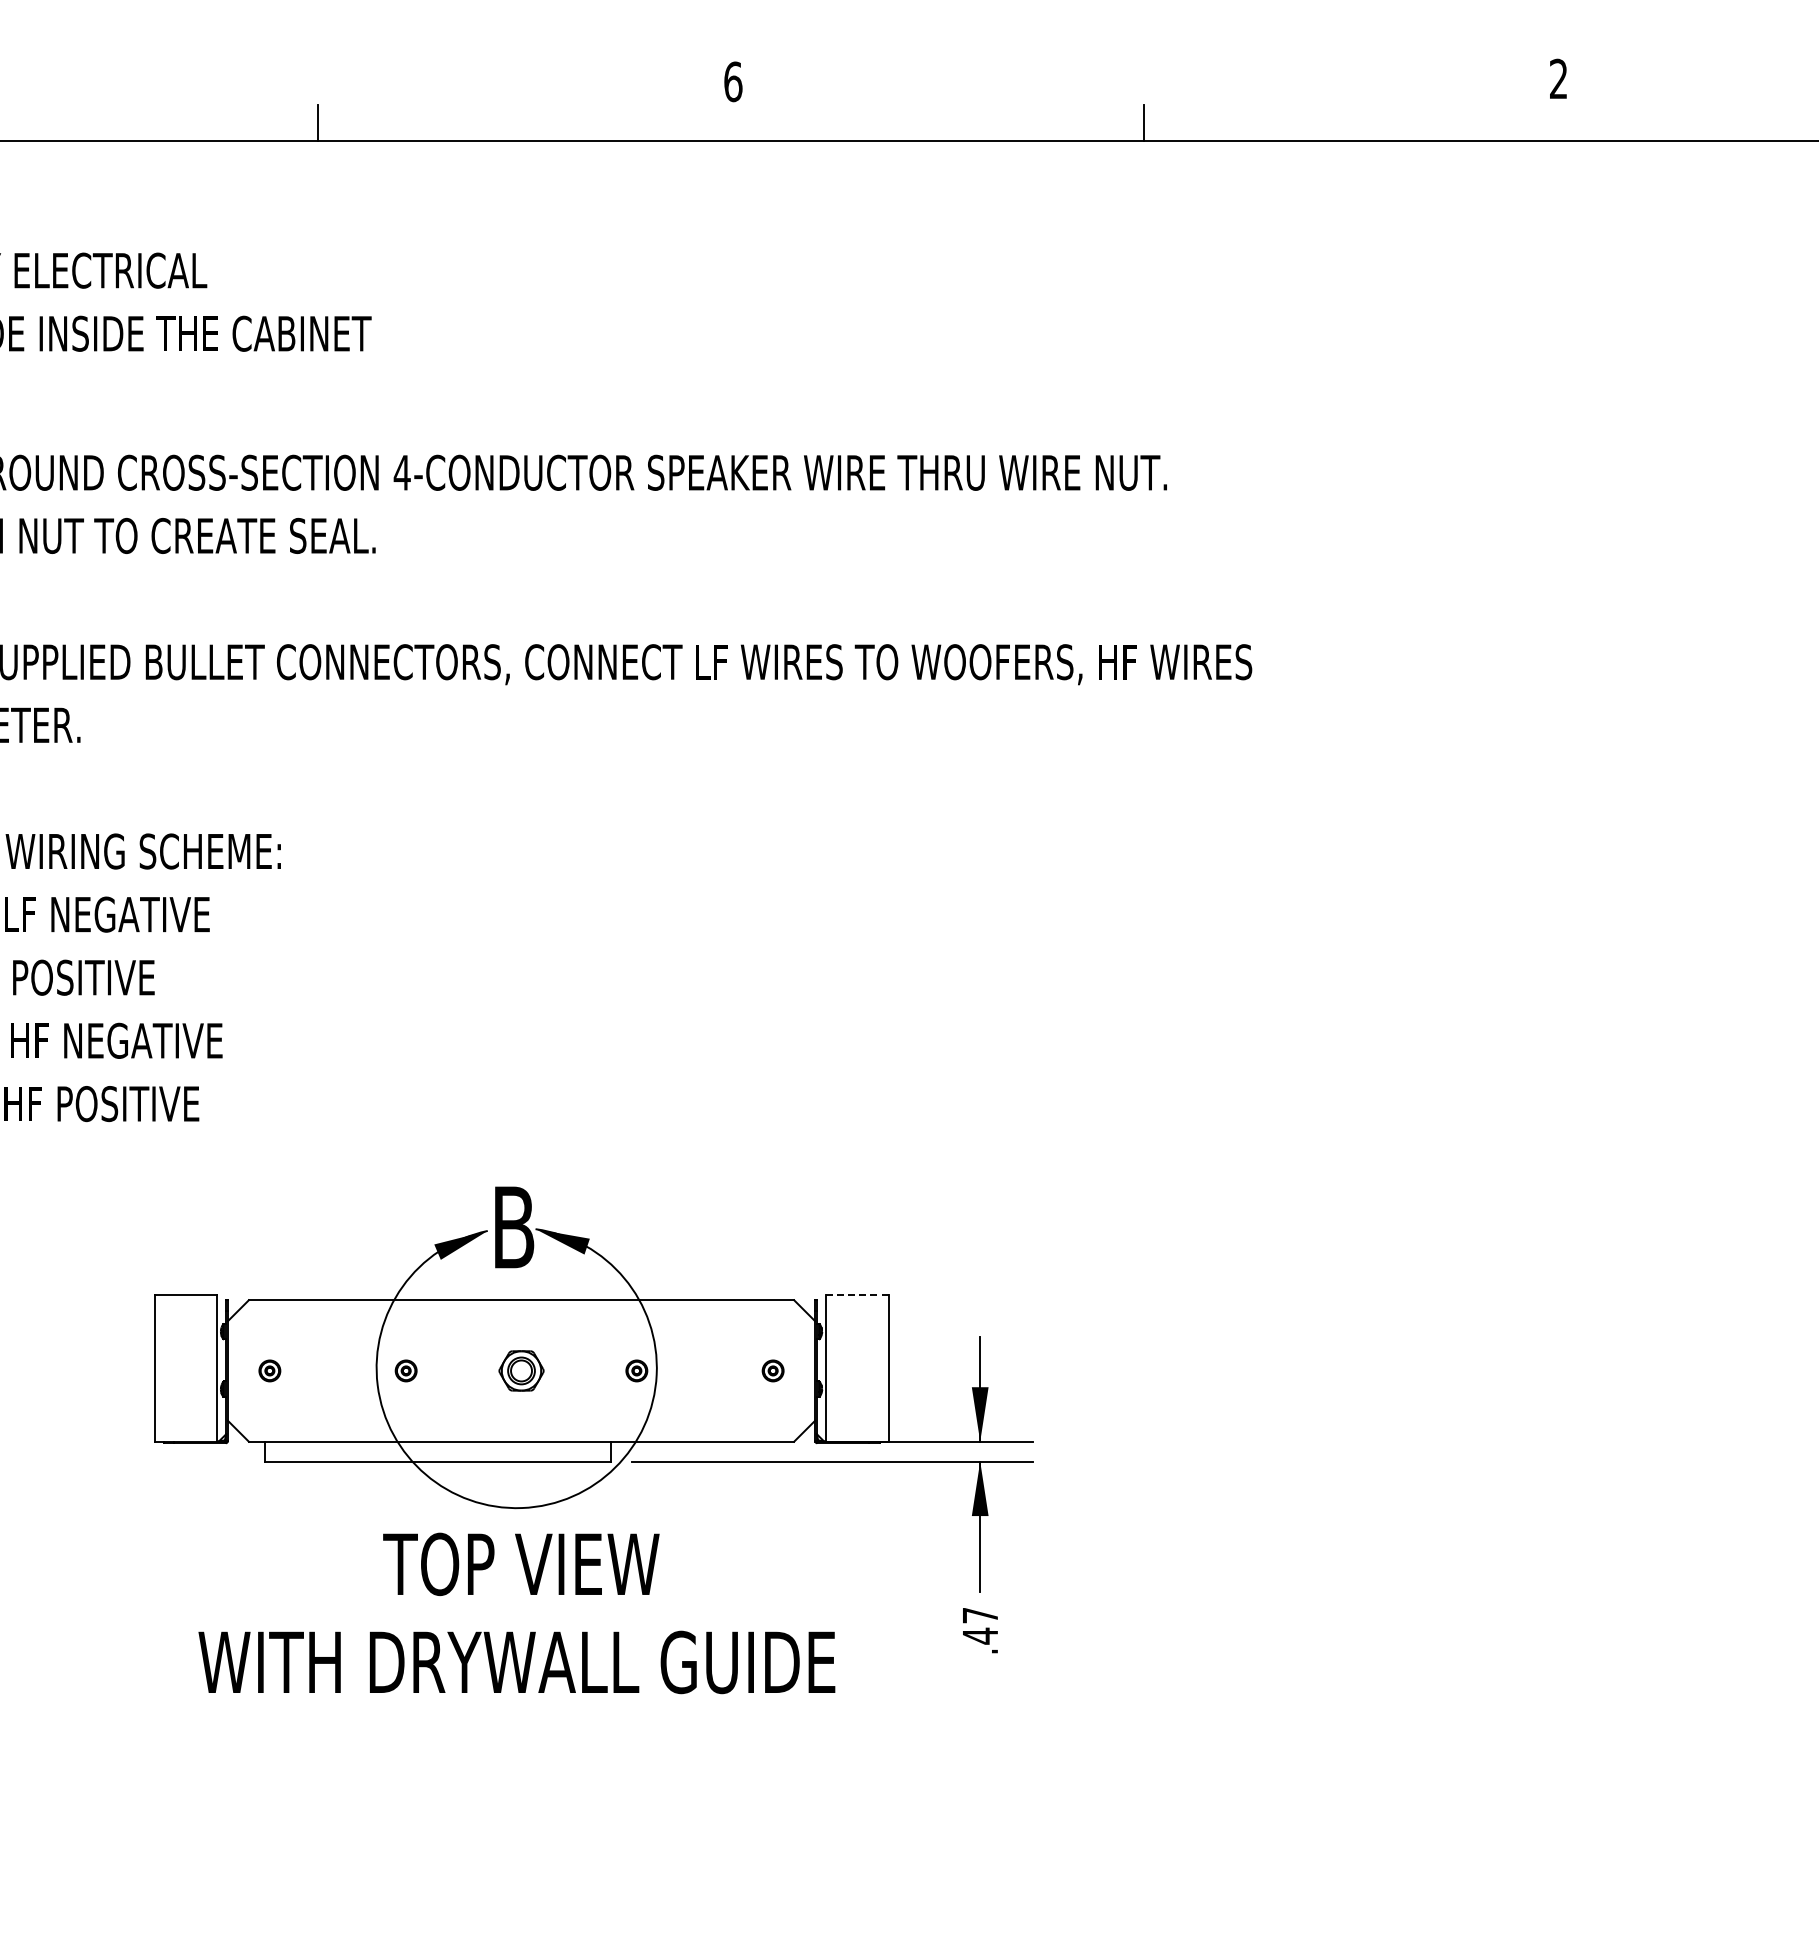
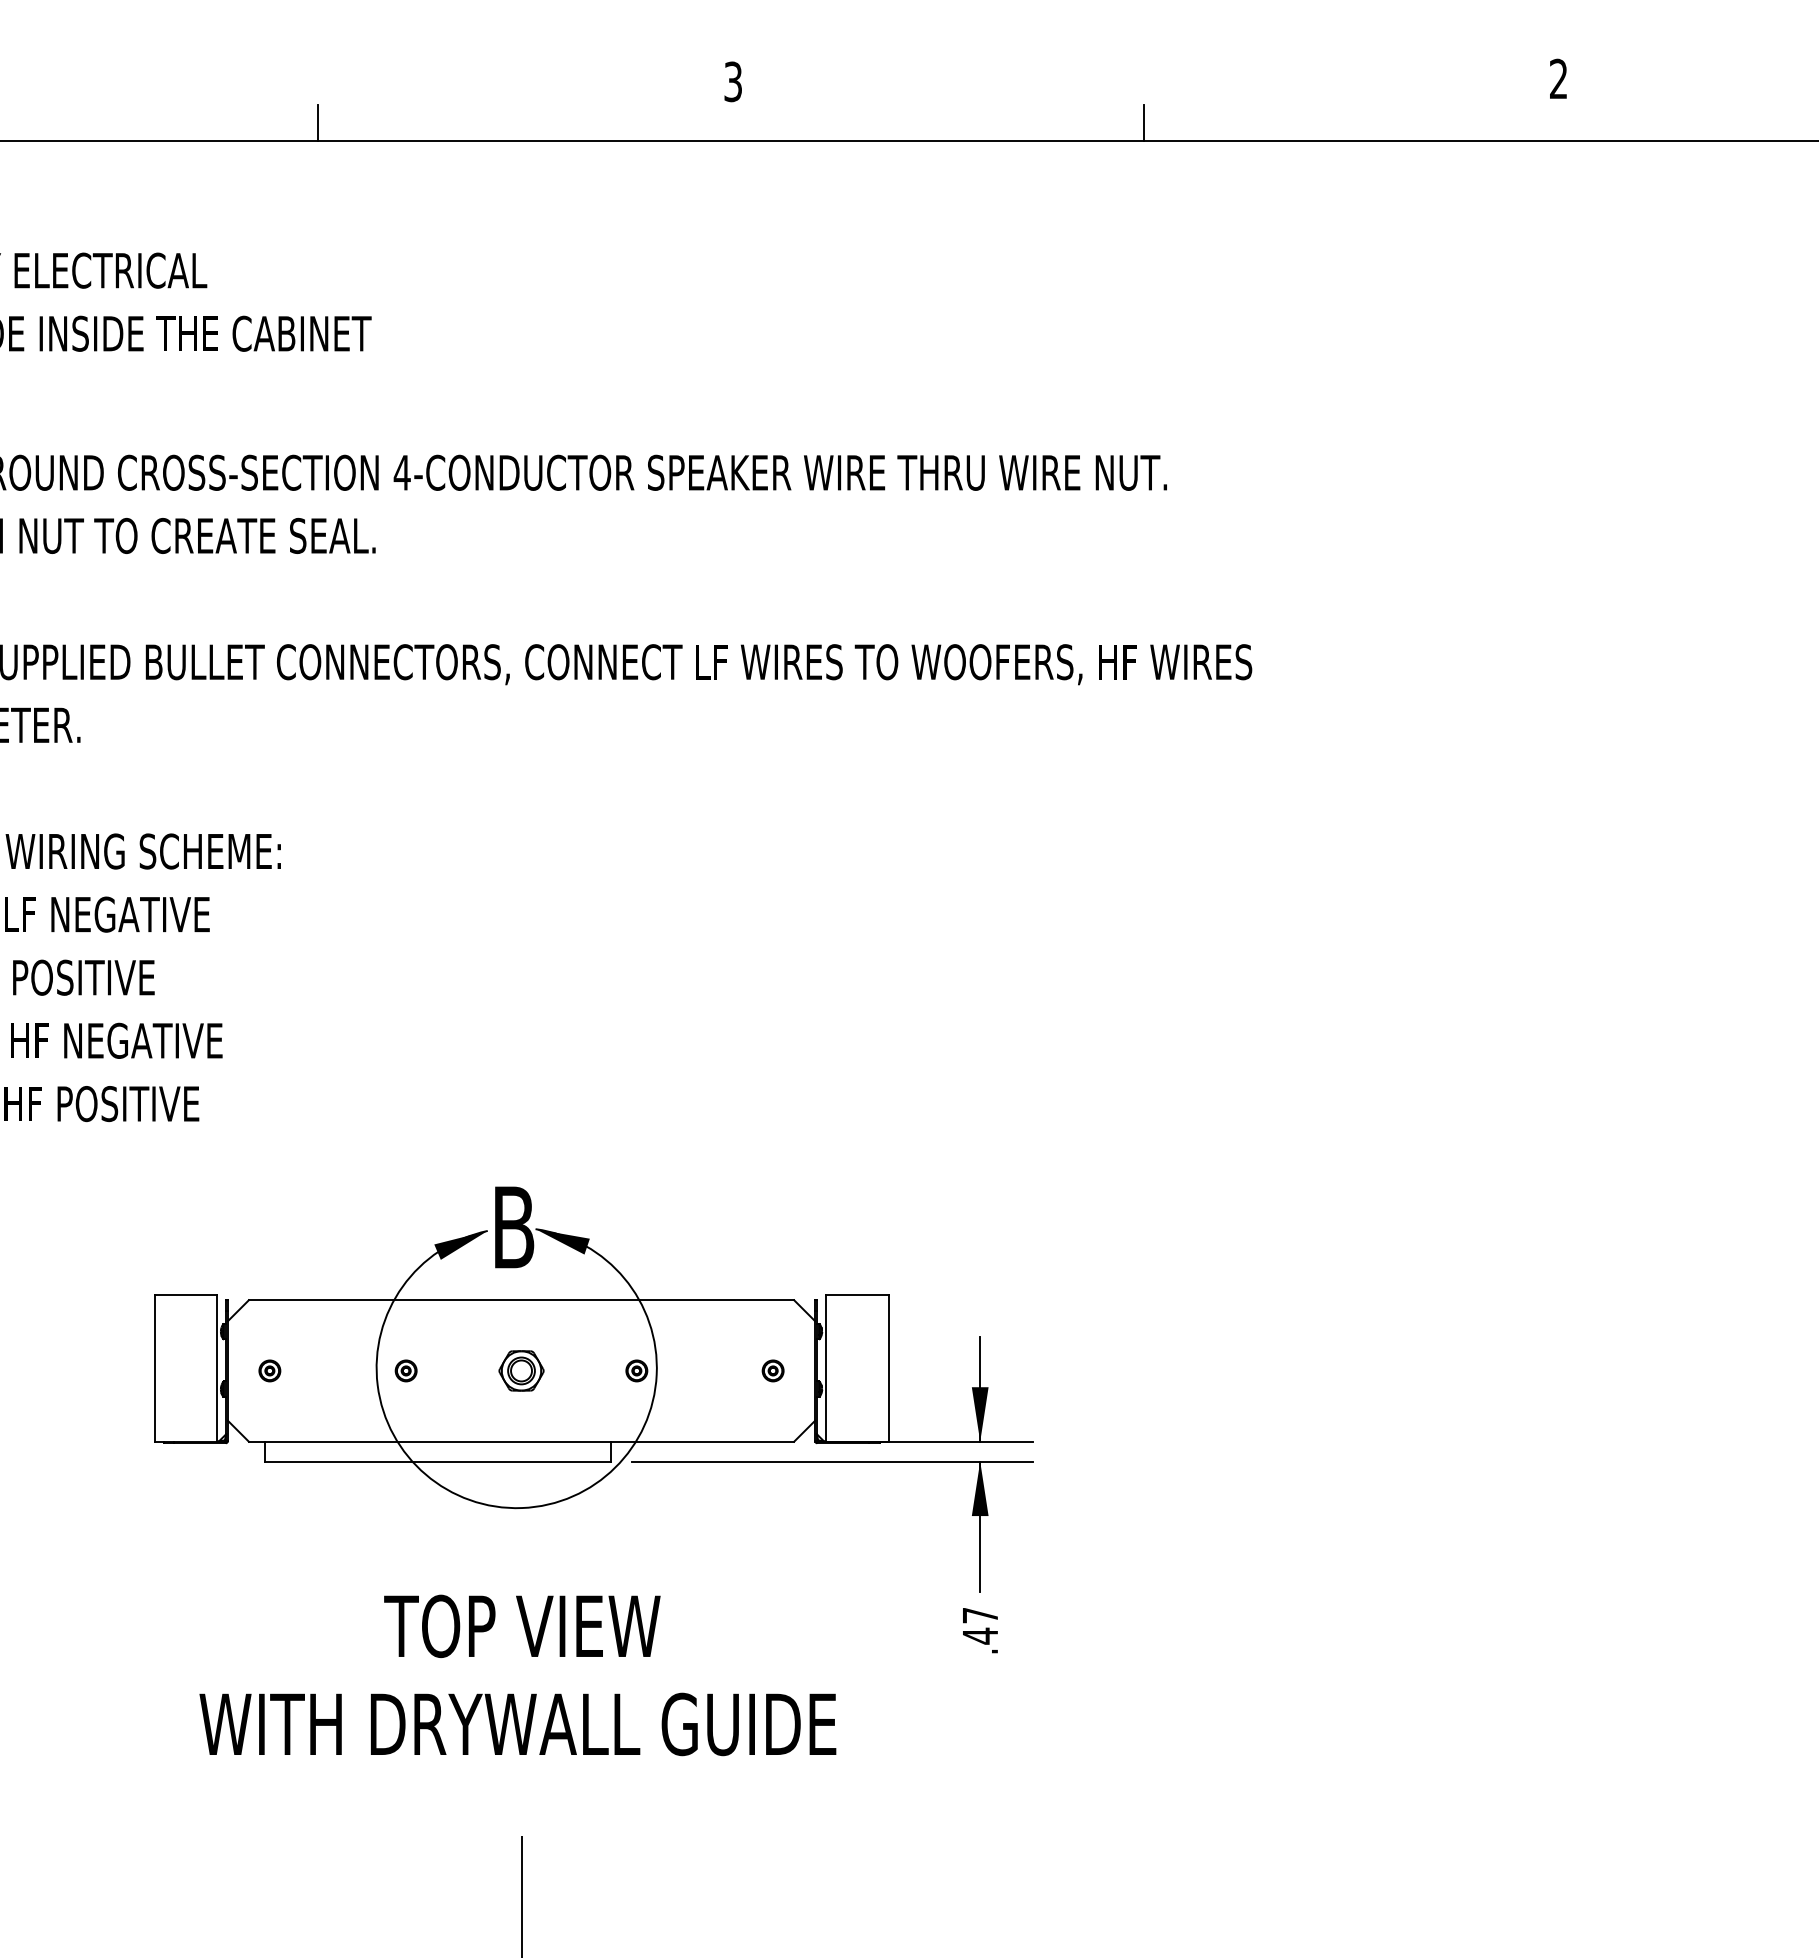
text: 6 -> 3 (733, 81)
line: dashed -> solid (856, 1294)
text position: (516, 1613) -> (517, 1675) (517, 1675)
line: none -> present (521, 1894)
